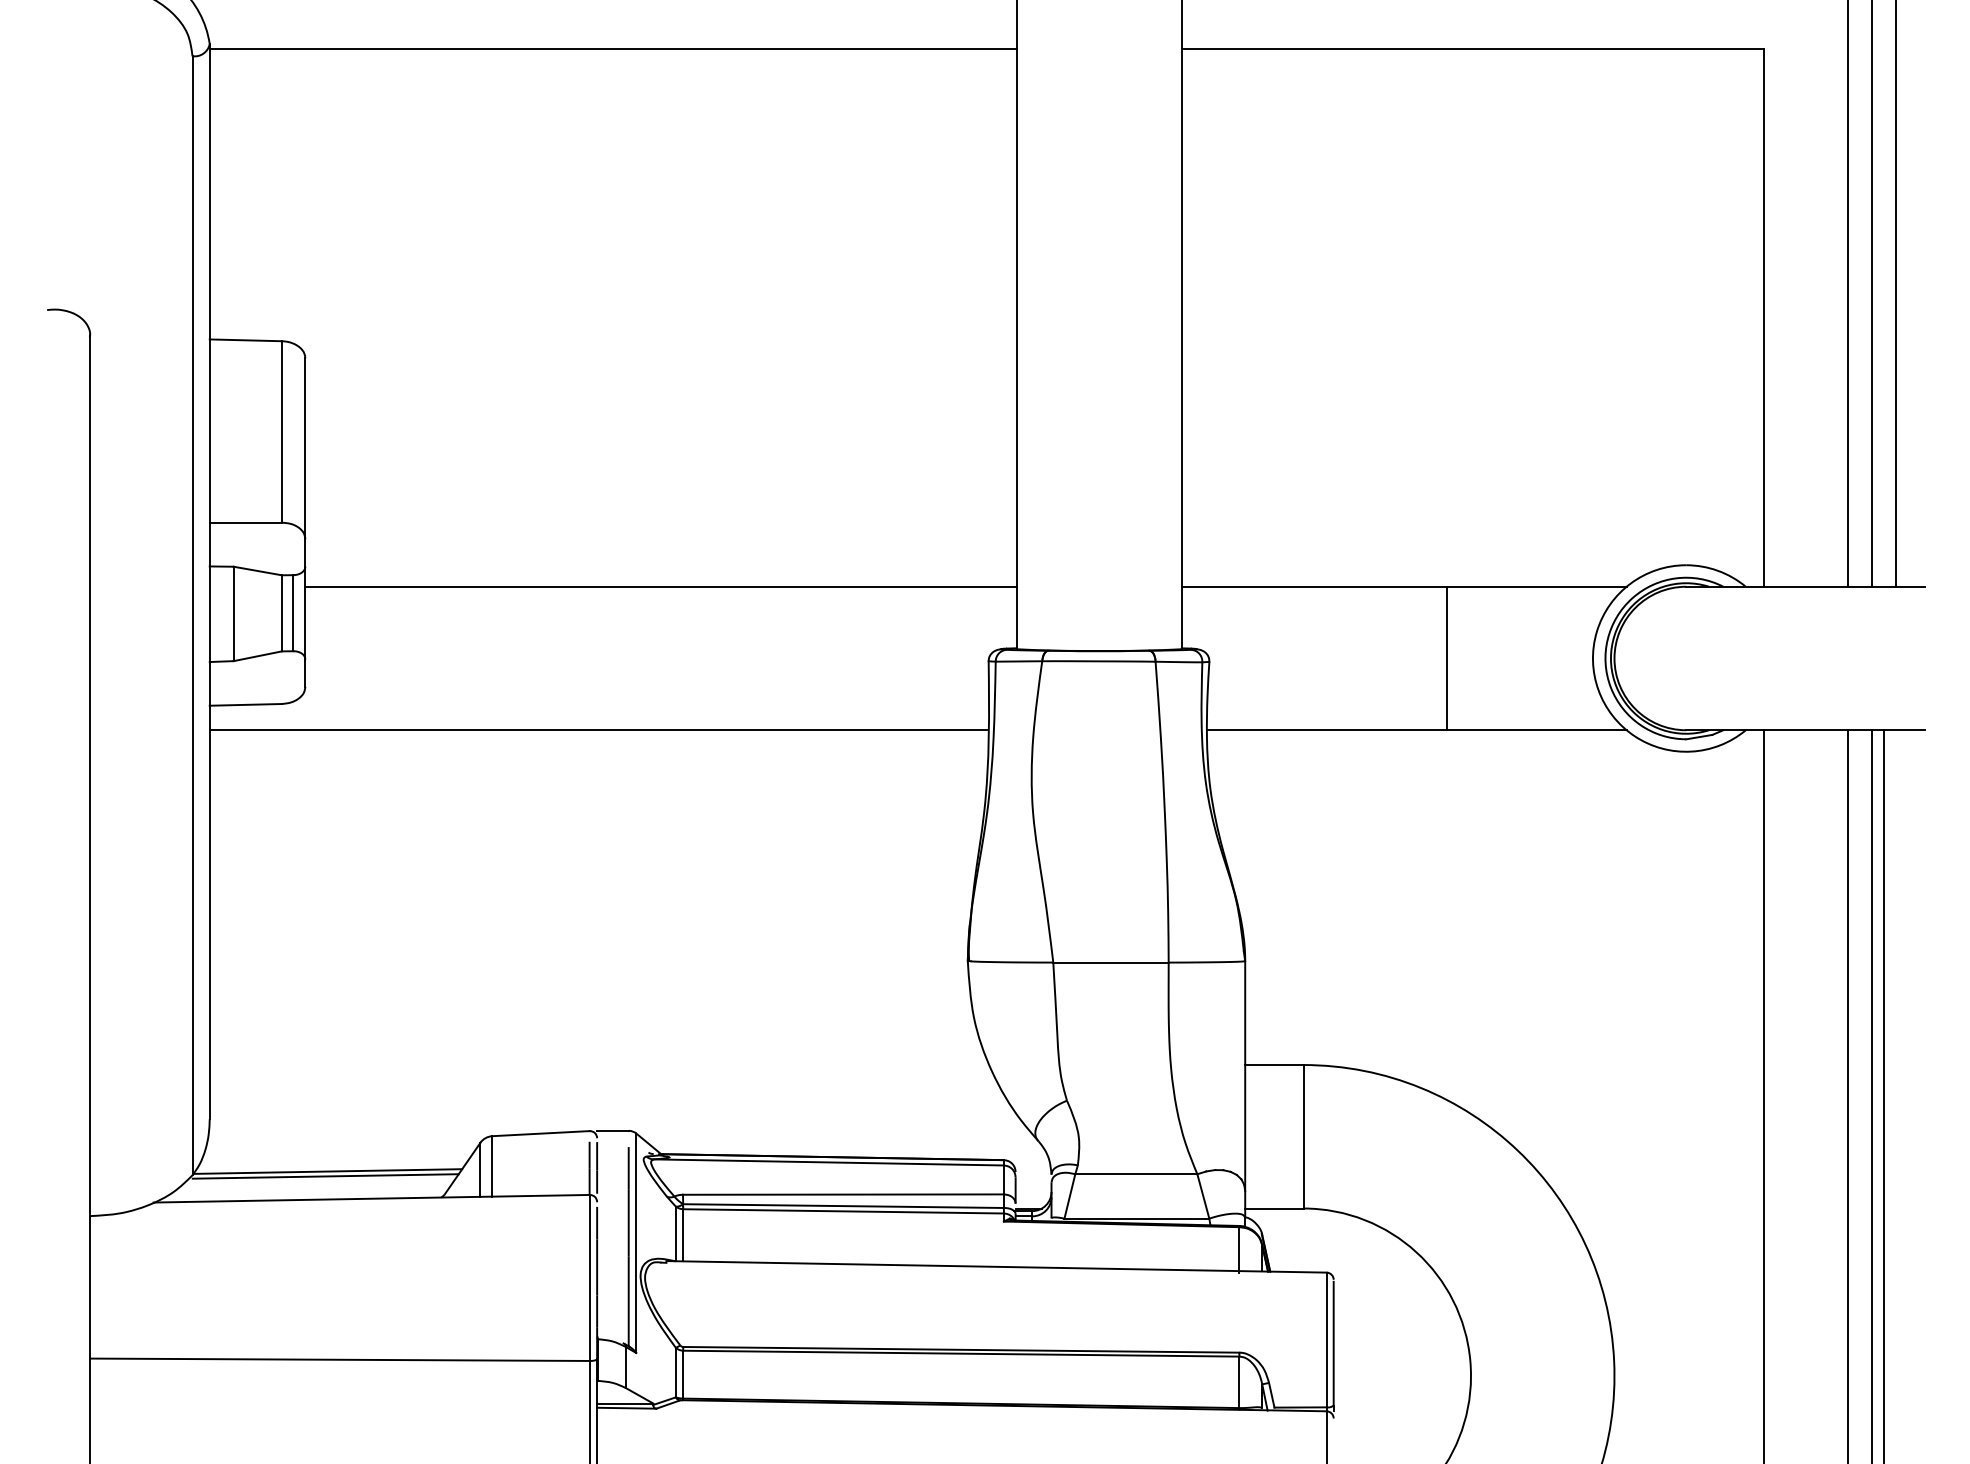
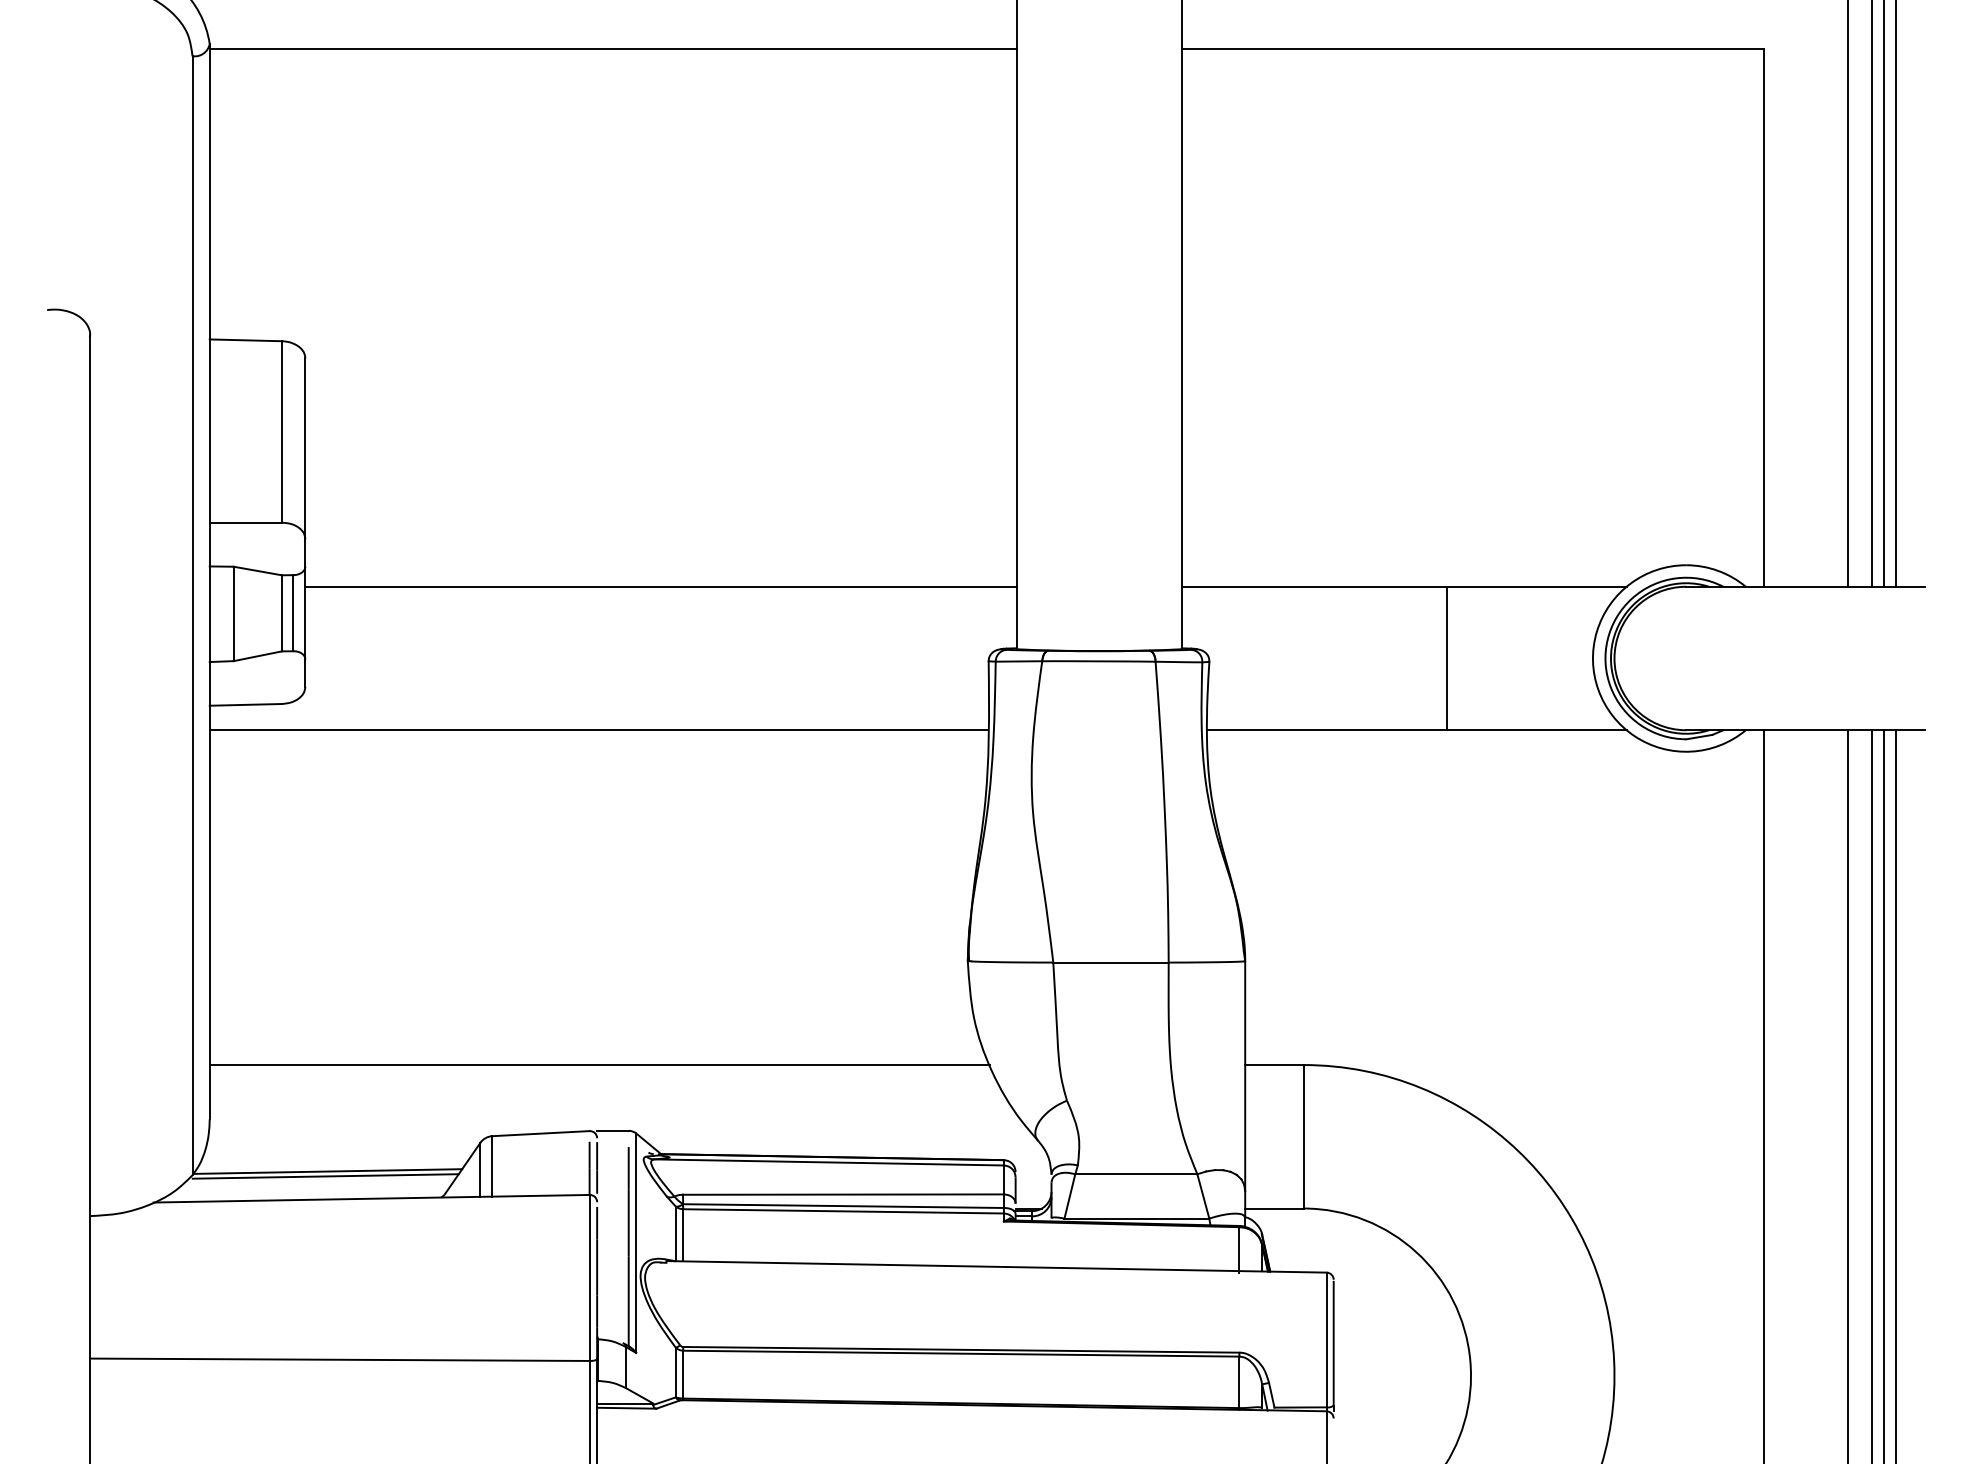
line: none -> present (1884, 294)
line: none -> present (599, 1065)
line: none -> present (1896, 1095)
